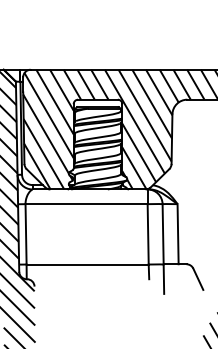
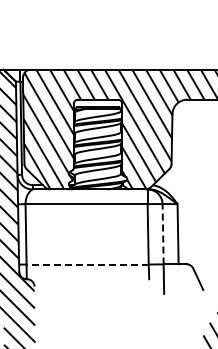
line: solid -> dashed (163, 233)
line: solid -> dashed (87, 264)
